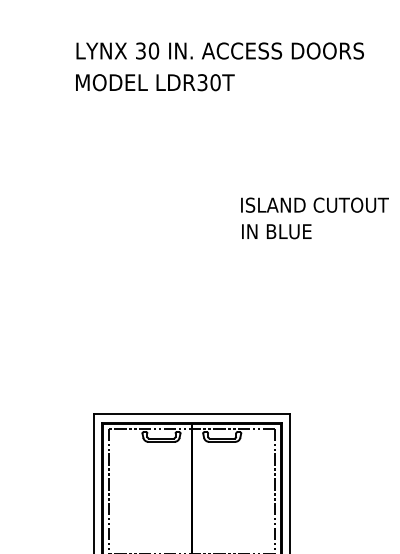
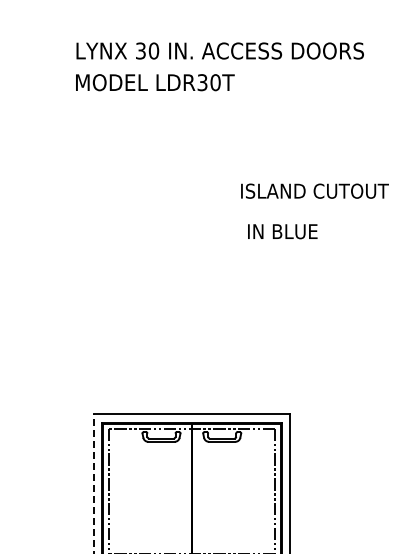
text position: (314, 204) -> (314, 190) (314, 190)
text position: (276, 231) -> (282, 231) (282, 231)
line: solid -> dashed (93, 483)
